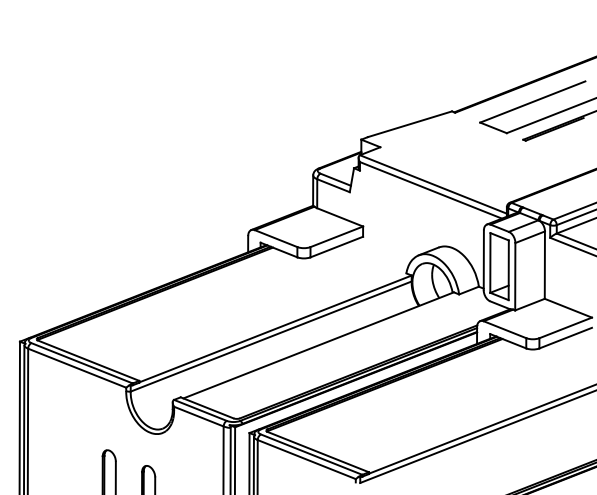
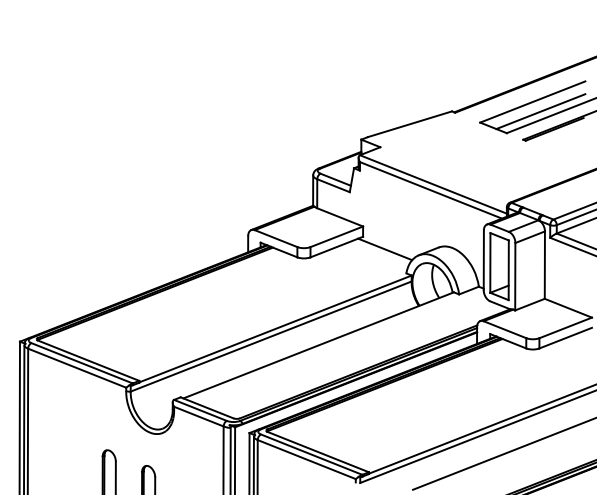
line: none -> present (540, 111)
line: none -> present (385, 249)
line: none -> present (503, 453)
